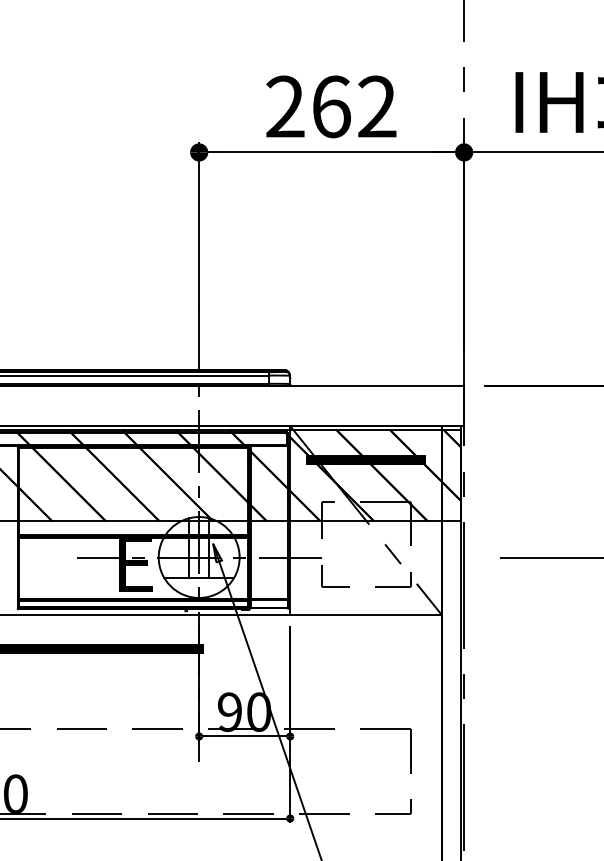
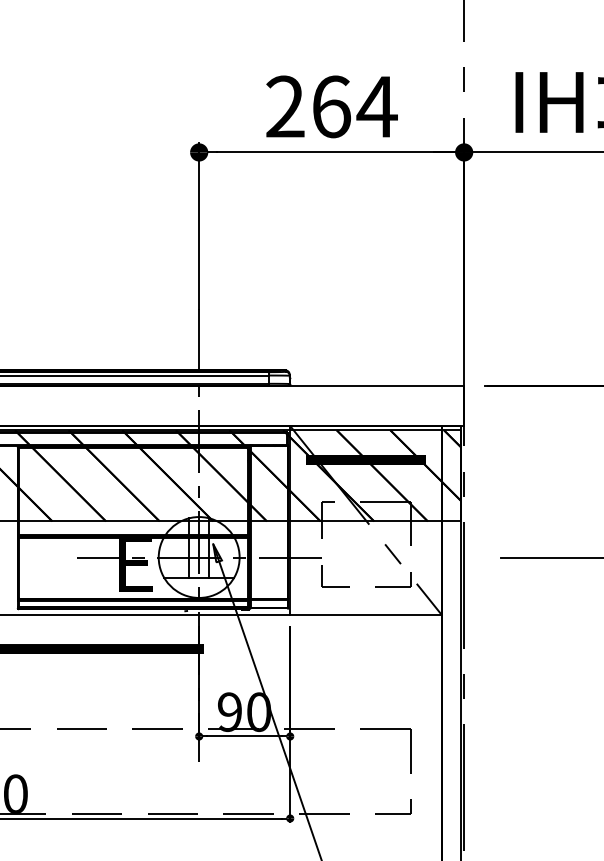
text: 262 -> 264 (376, 106)
